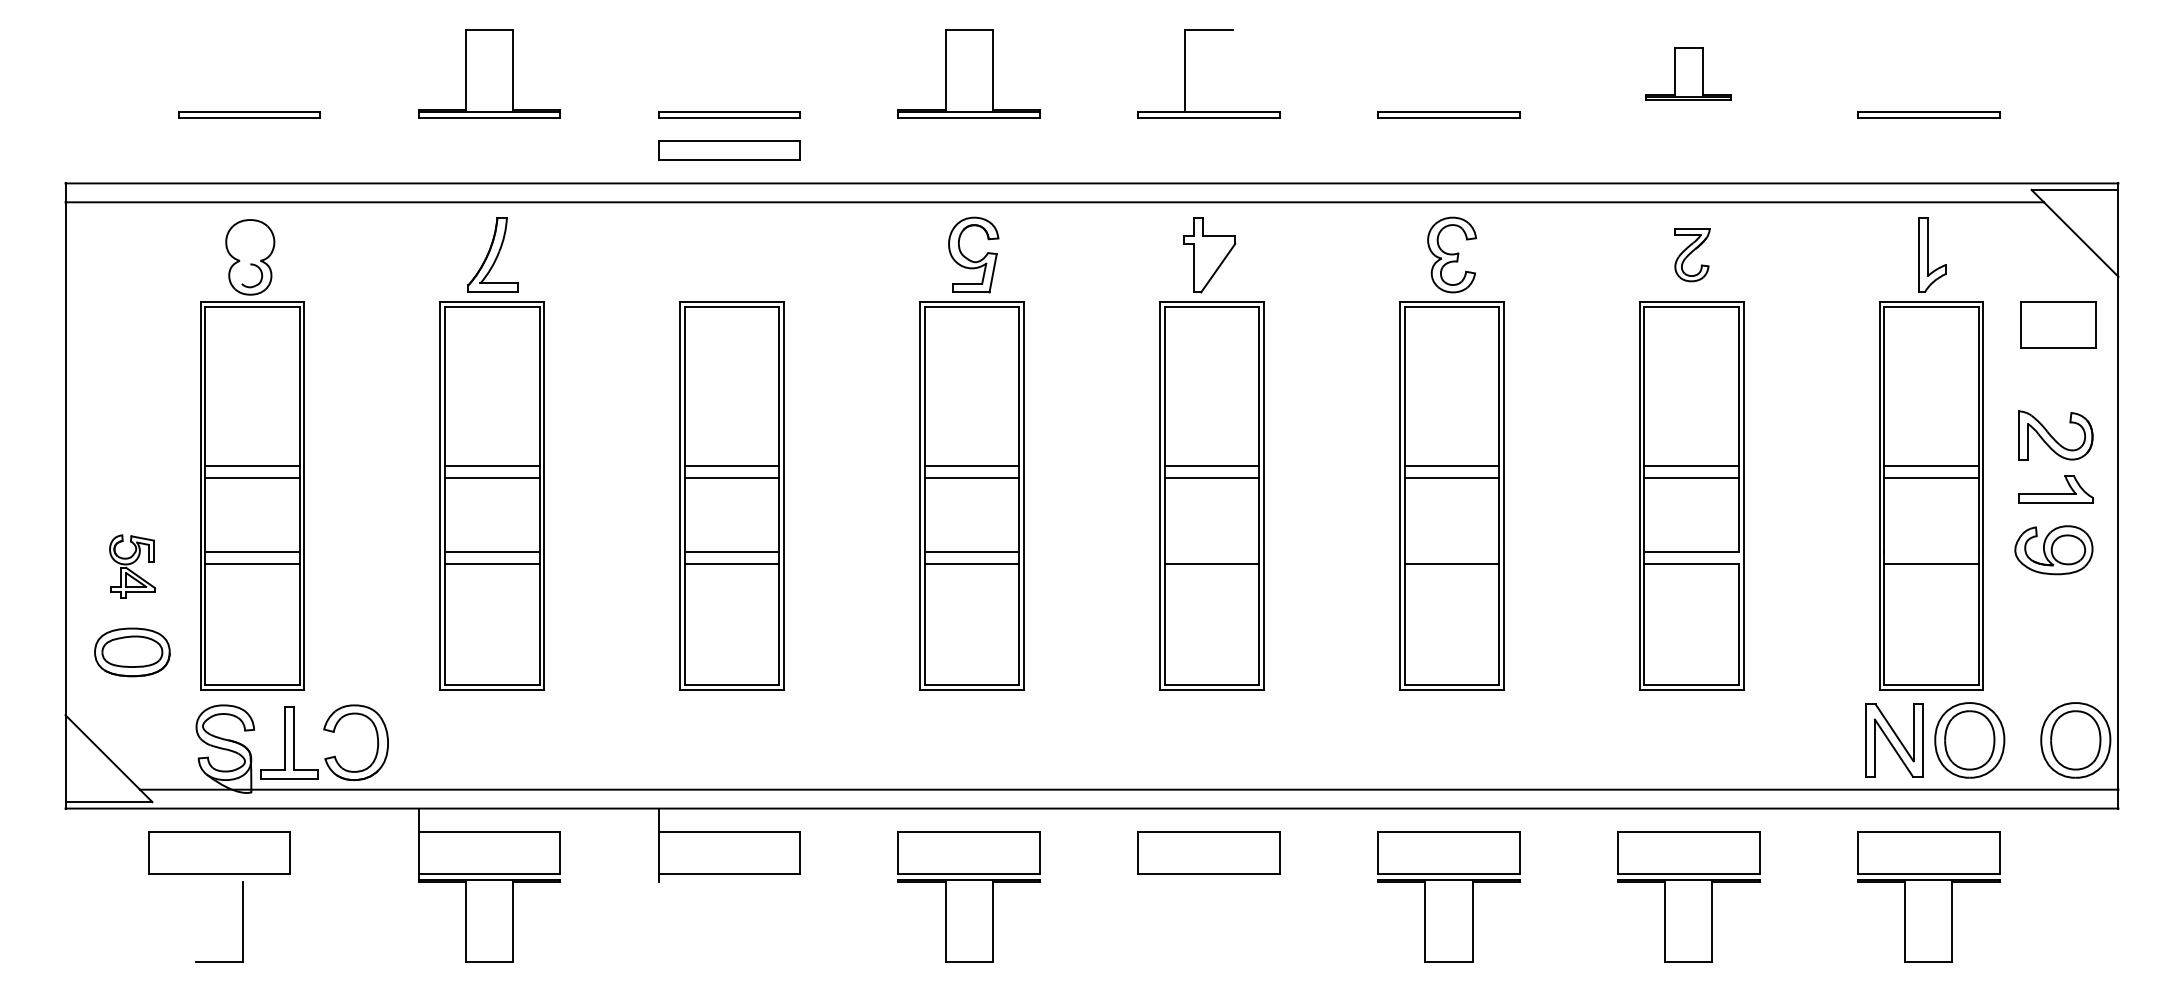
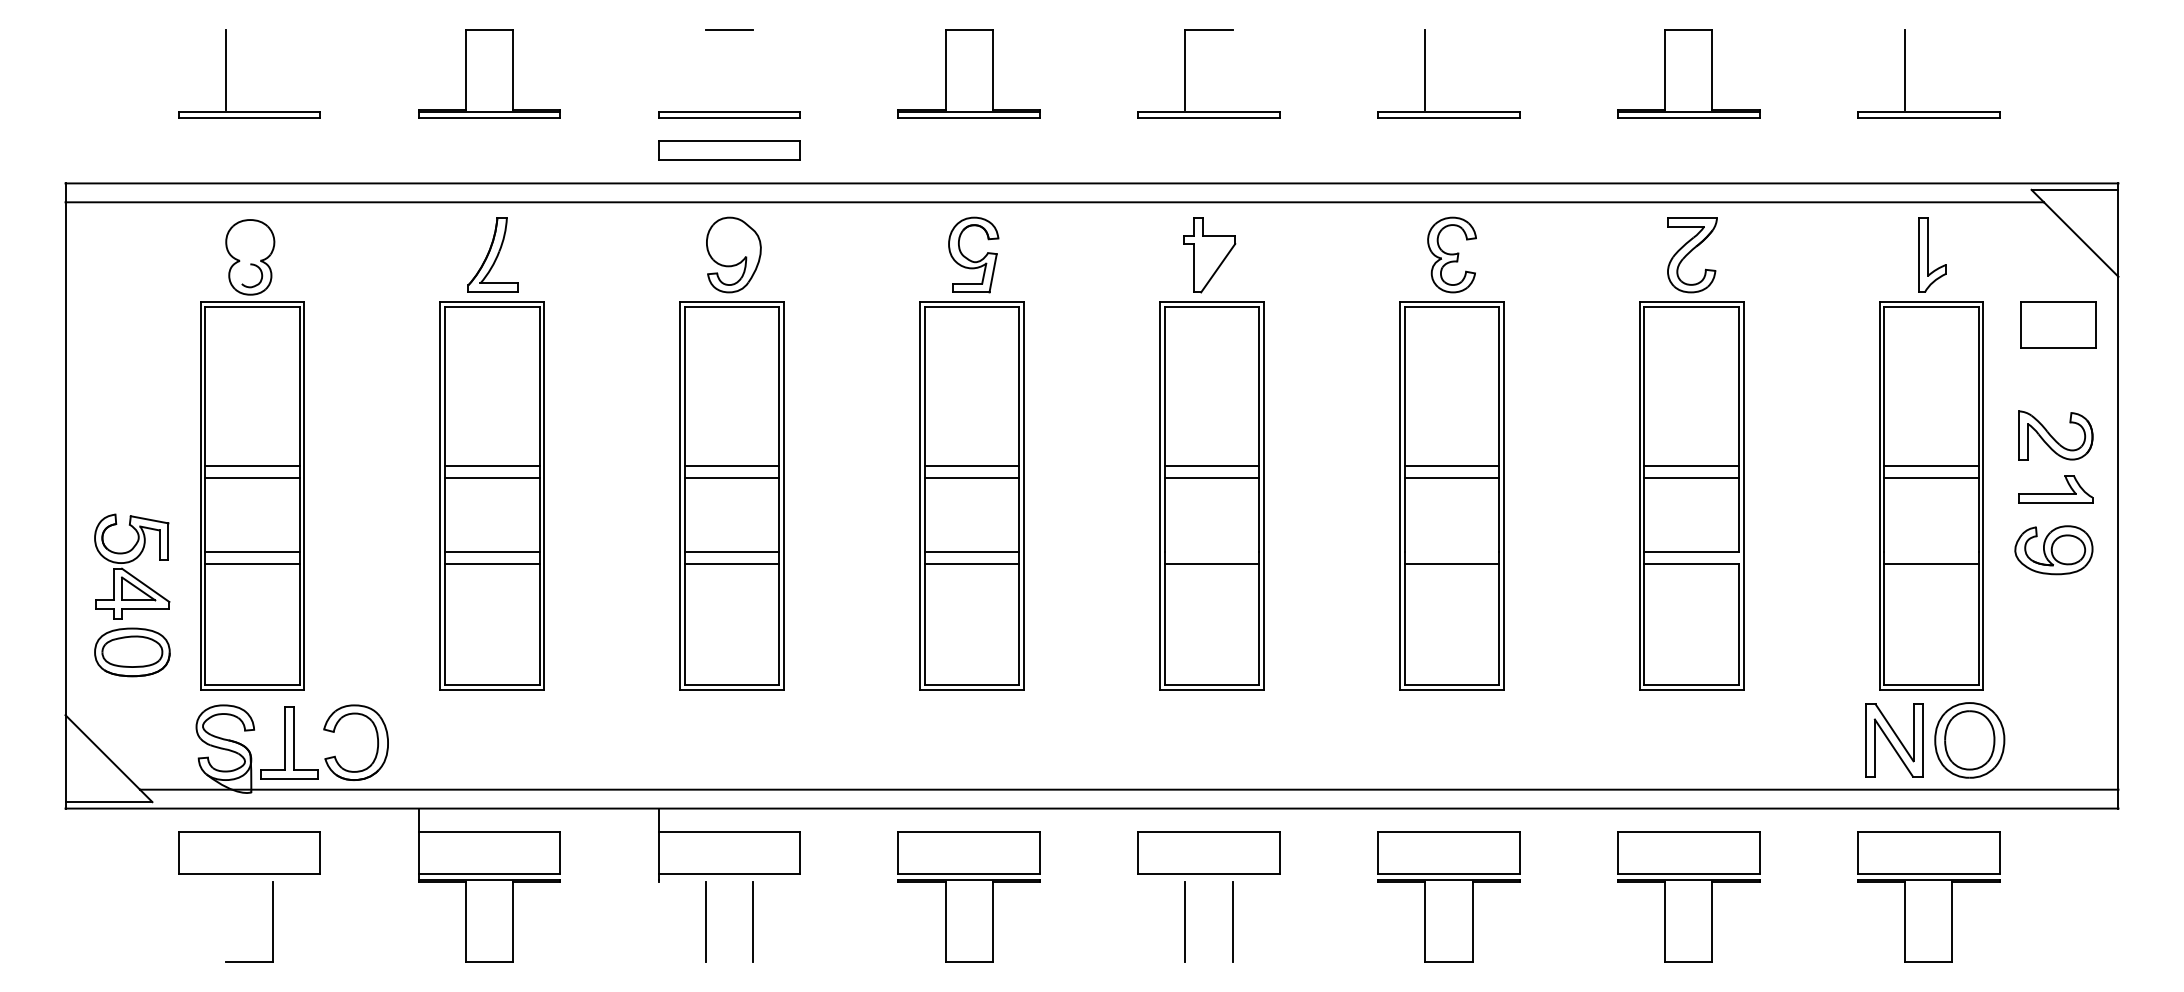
line: none -> present (728, 29)
line: none -> present (226, 69)
line: none -> present (1425, 69)
line: none -> present (1905, 69)
part size: 87x54 px -> 144x90 px (1688, 73)
part: none -> present (733, 254)
part size: 37x55 px -> 51x77 px (1692, 255)
part size: 47x65 px -> 77x107 px (132, 566)
part: present -> none (2075, 740)
part position: (219, 874) -> (249, 874) (249, 874)
line: none -> present (705, 922)
line: none -> present (752, 922)
line: none -> present (1185, 922)
line: none -> present (1232, 922)
